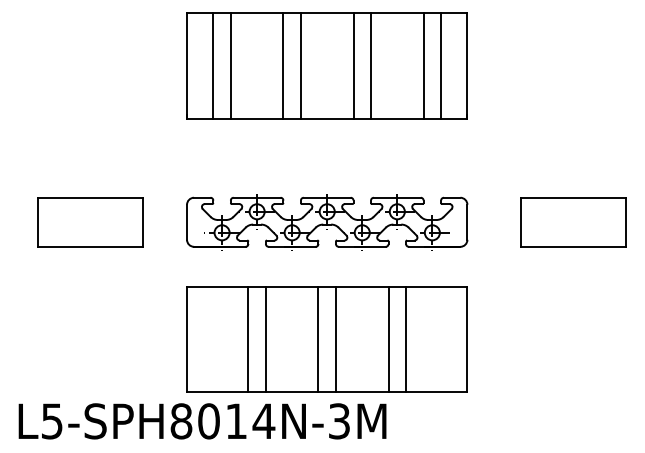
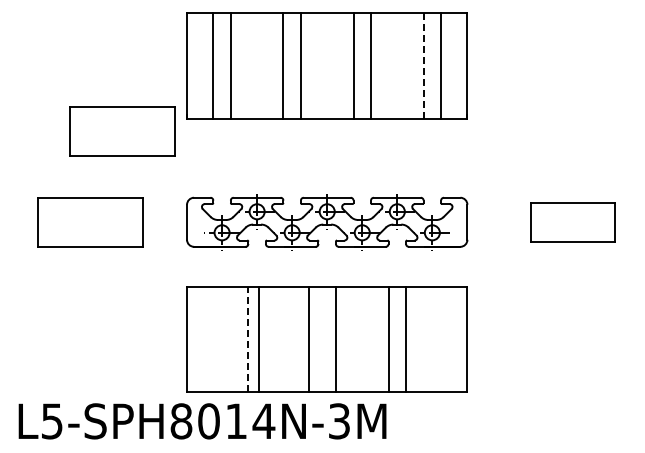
line: solid -> dashed (423, 66)
part: none -> present (122, 131)
part size: 107x51 px -> 86x41 px (572, 222)
line: solid -> dashed (248, 339)
line position: (265, 339) -> (258, 339) (258, 339)
line position: (318, 339) -> (309, 339) (309, 339)
